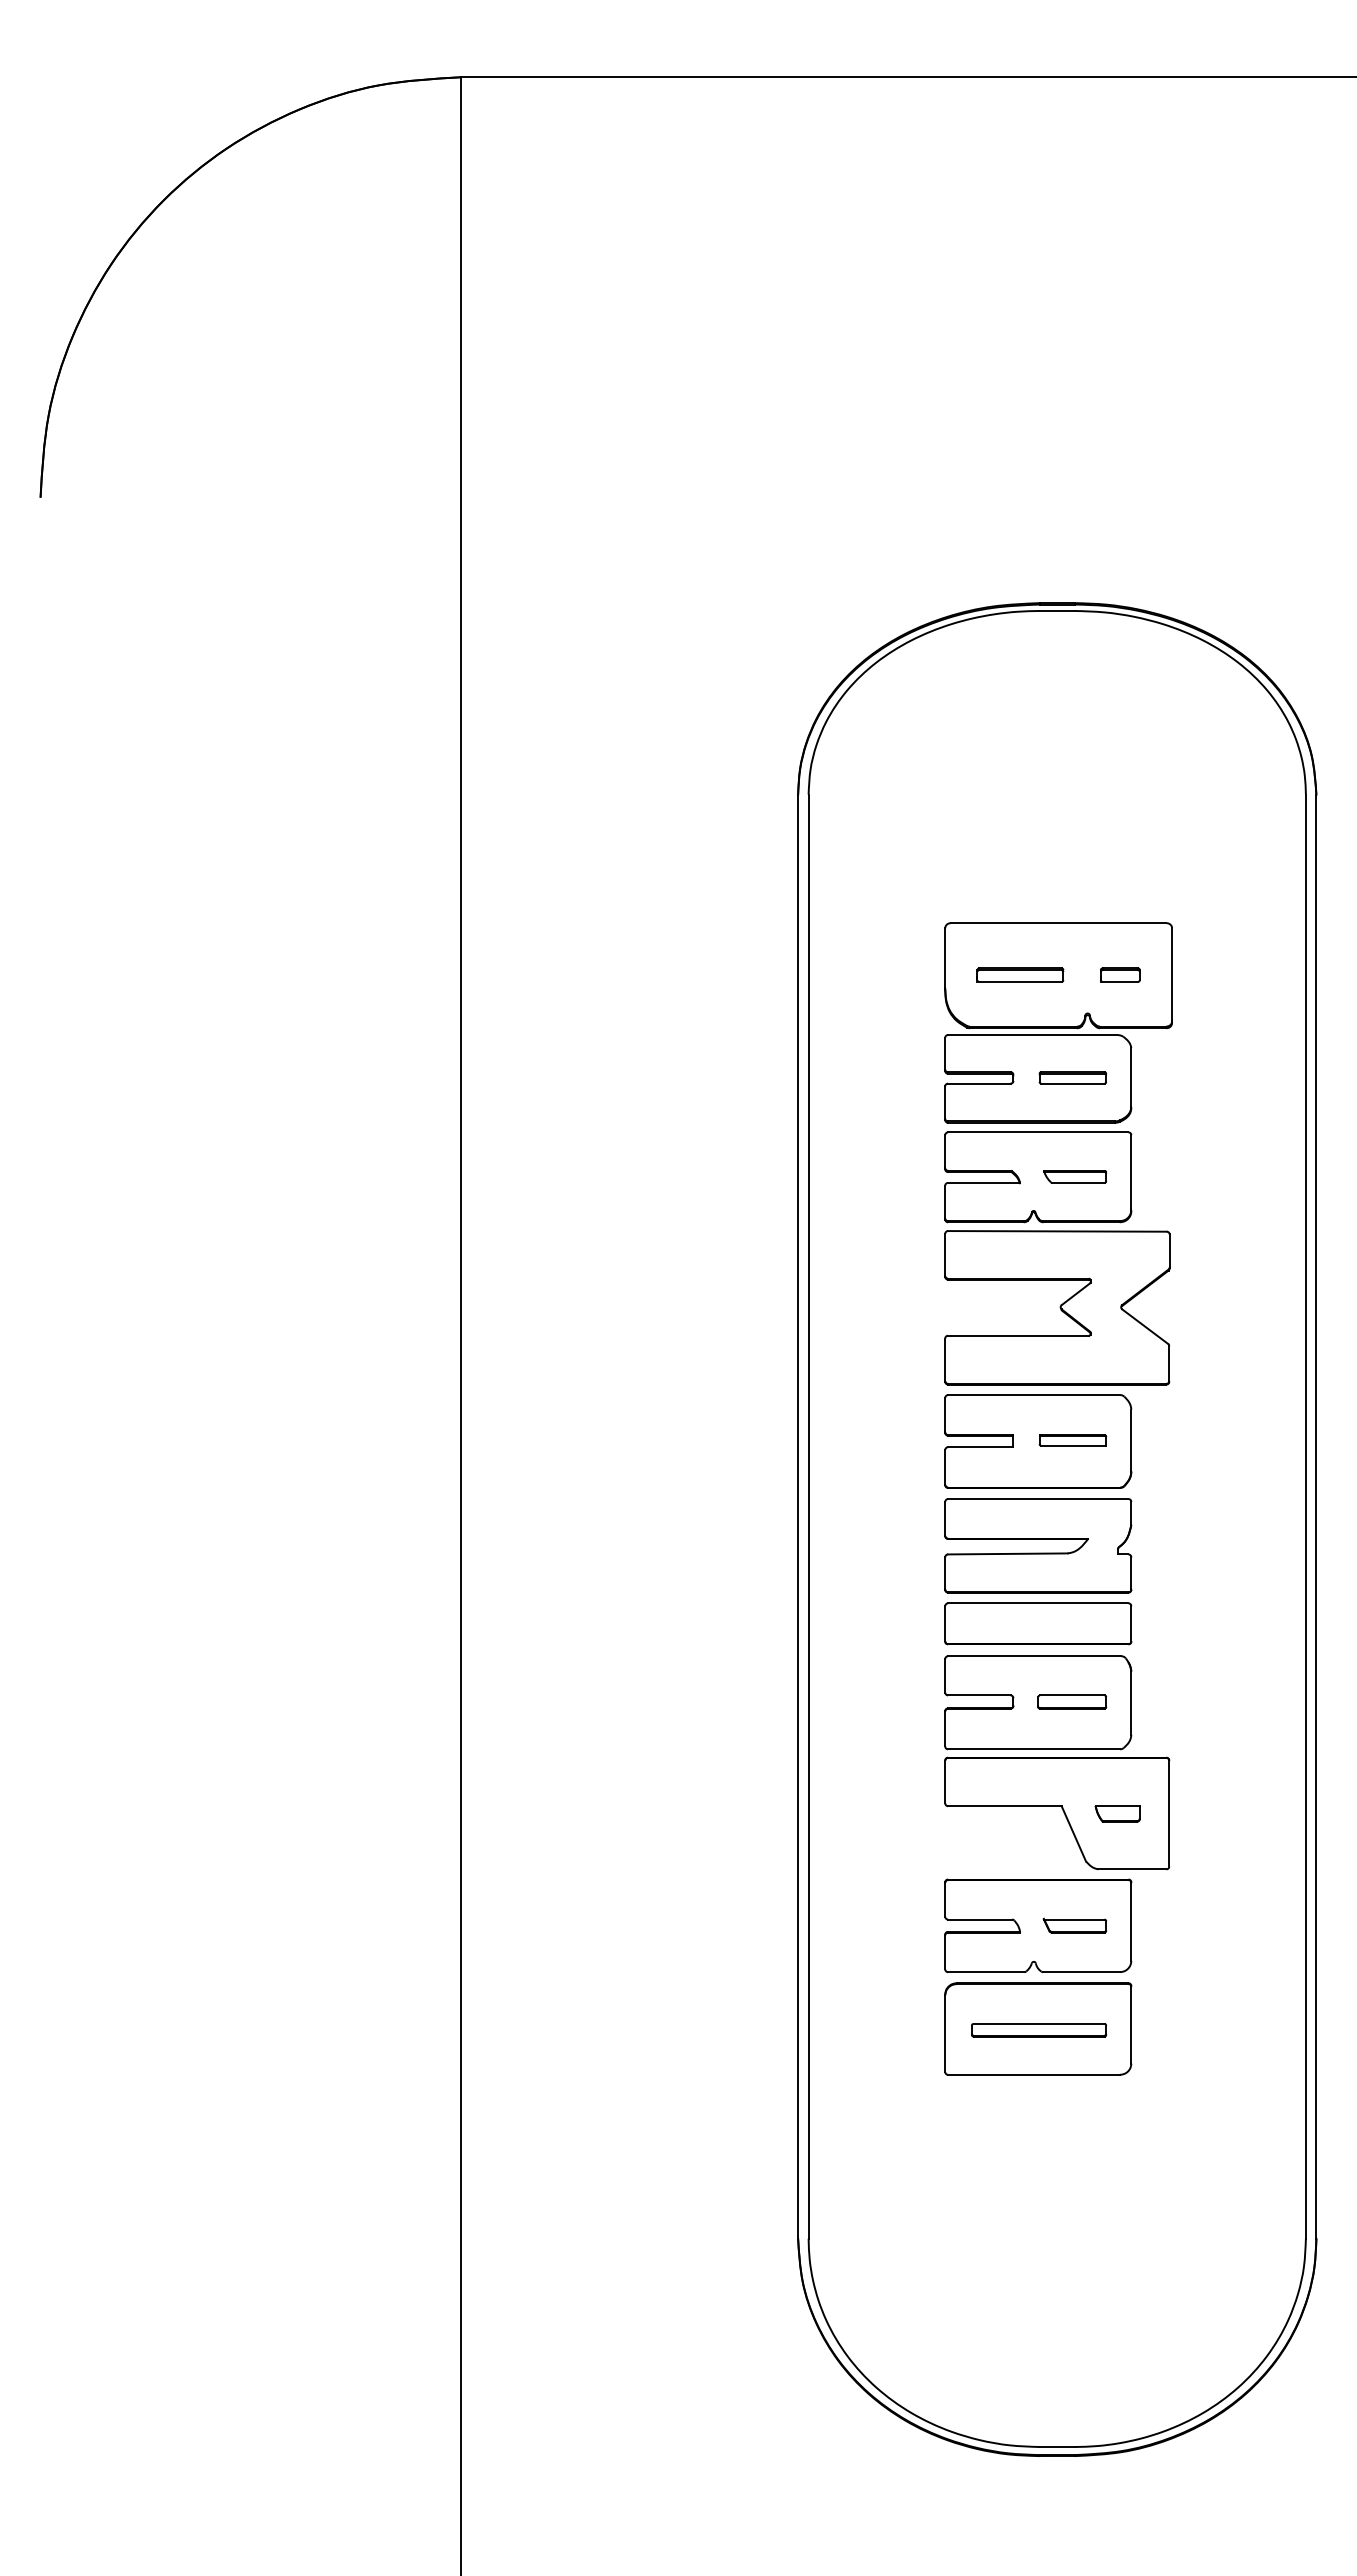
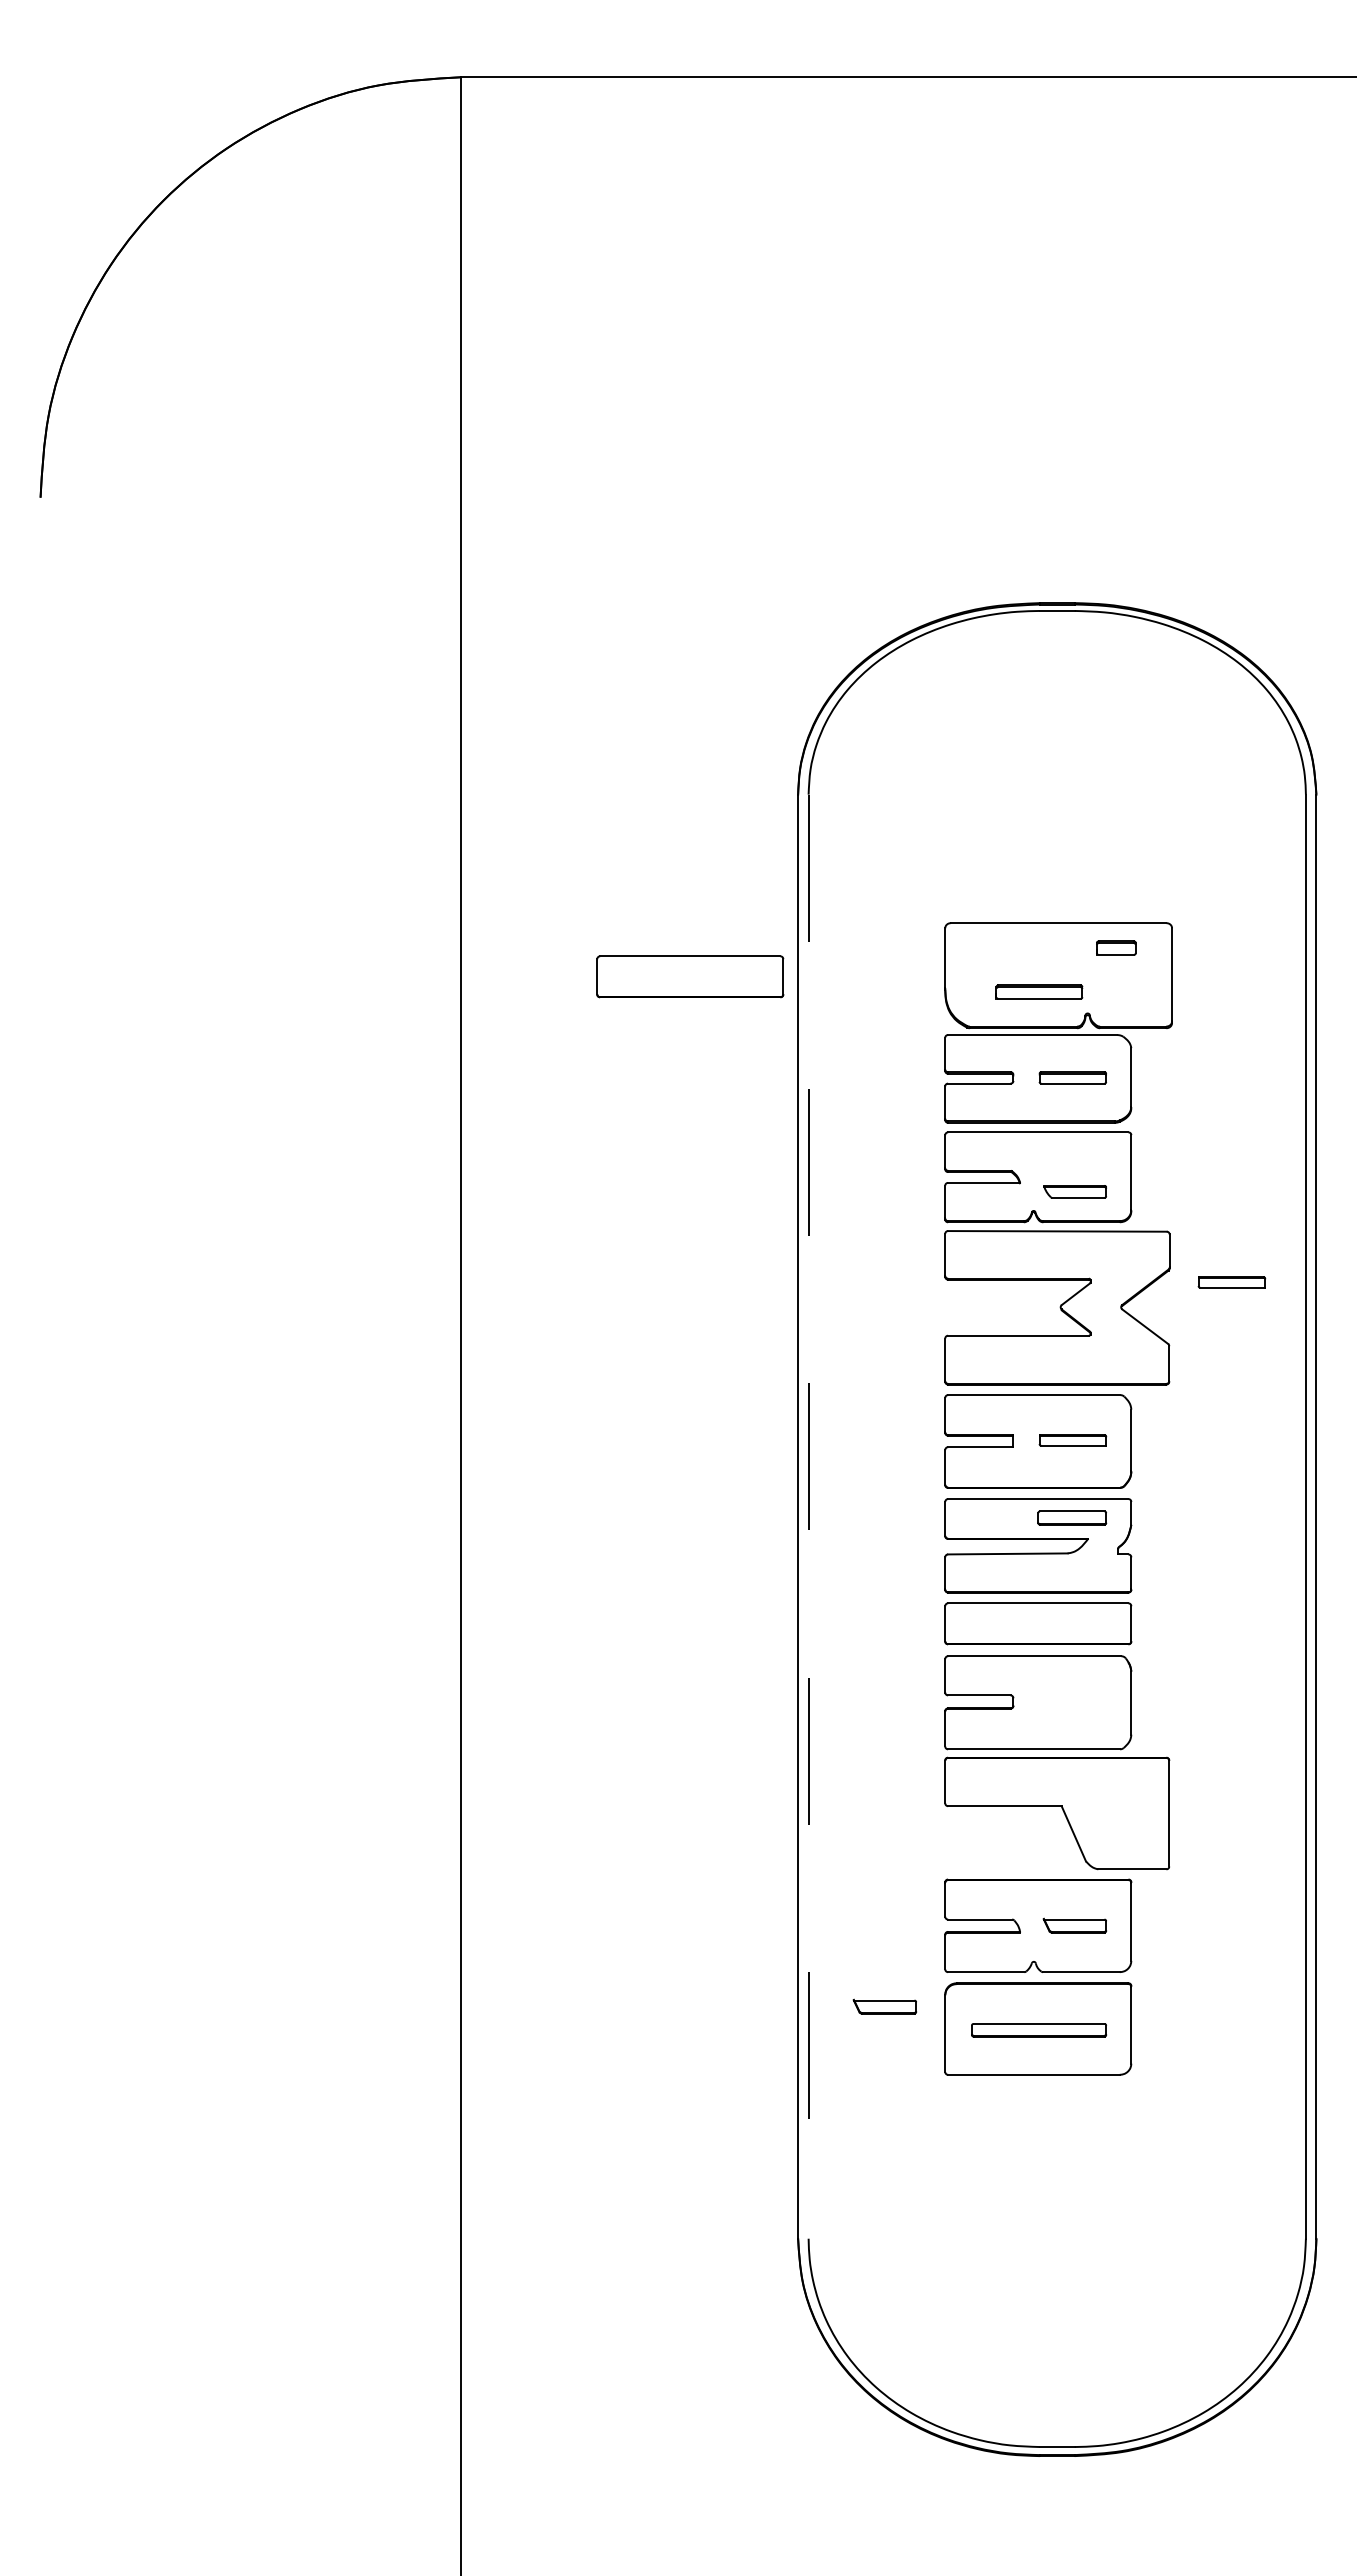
part position: (1020, 974) -> (1039, 991) (1039, 991)
part position: (1120, 974) -> (1116, 947) (1116, 947)
part: none -> present (690, 976)
part position: (1074, 1176) -> (1074, 1191) (1074, 1191)
part: none -> present (1231, 1282)
line: solid -> dashed (808, 1517)
part position: (1072, 1701) -> (1072, 1517) (1072, 1517)
part: present -> none (1117, 1813)
part: none -> present (884, 2006)
